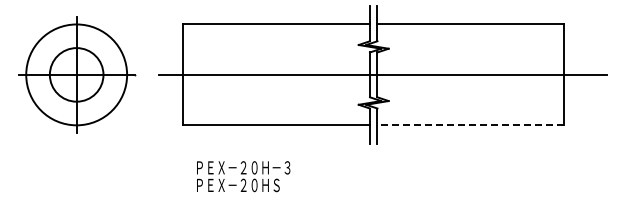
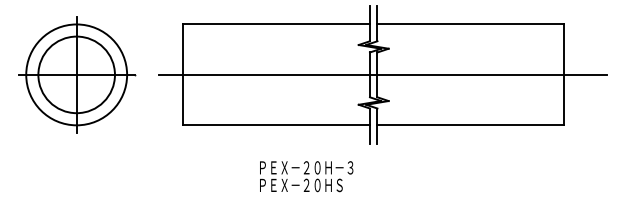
circle diameter: 54 px -> 77 px (76, 74)
line: dashed -> solid (470, 125)
text position: (243, 176) -> (306, 176) (306, 176)
